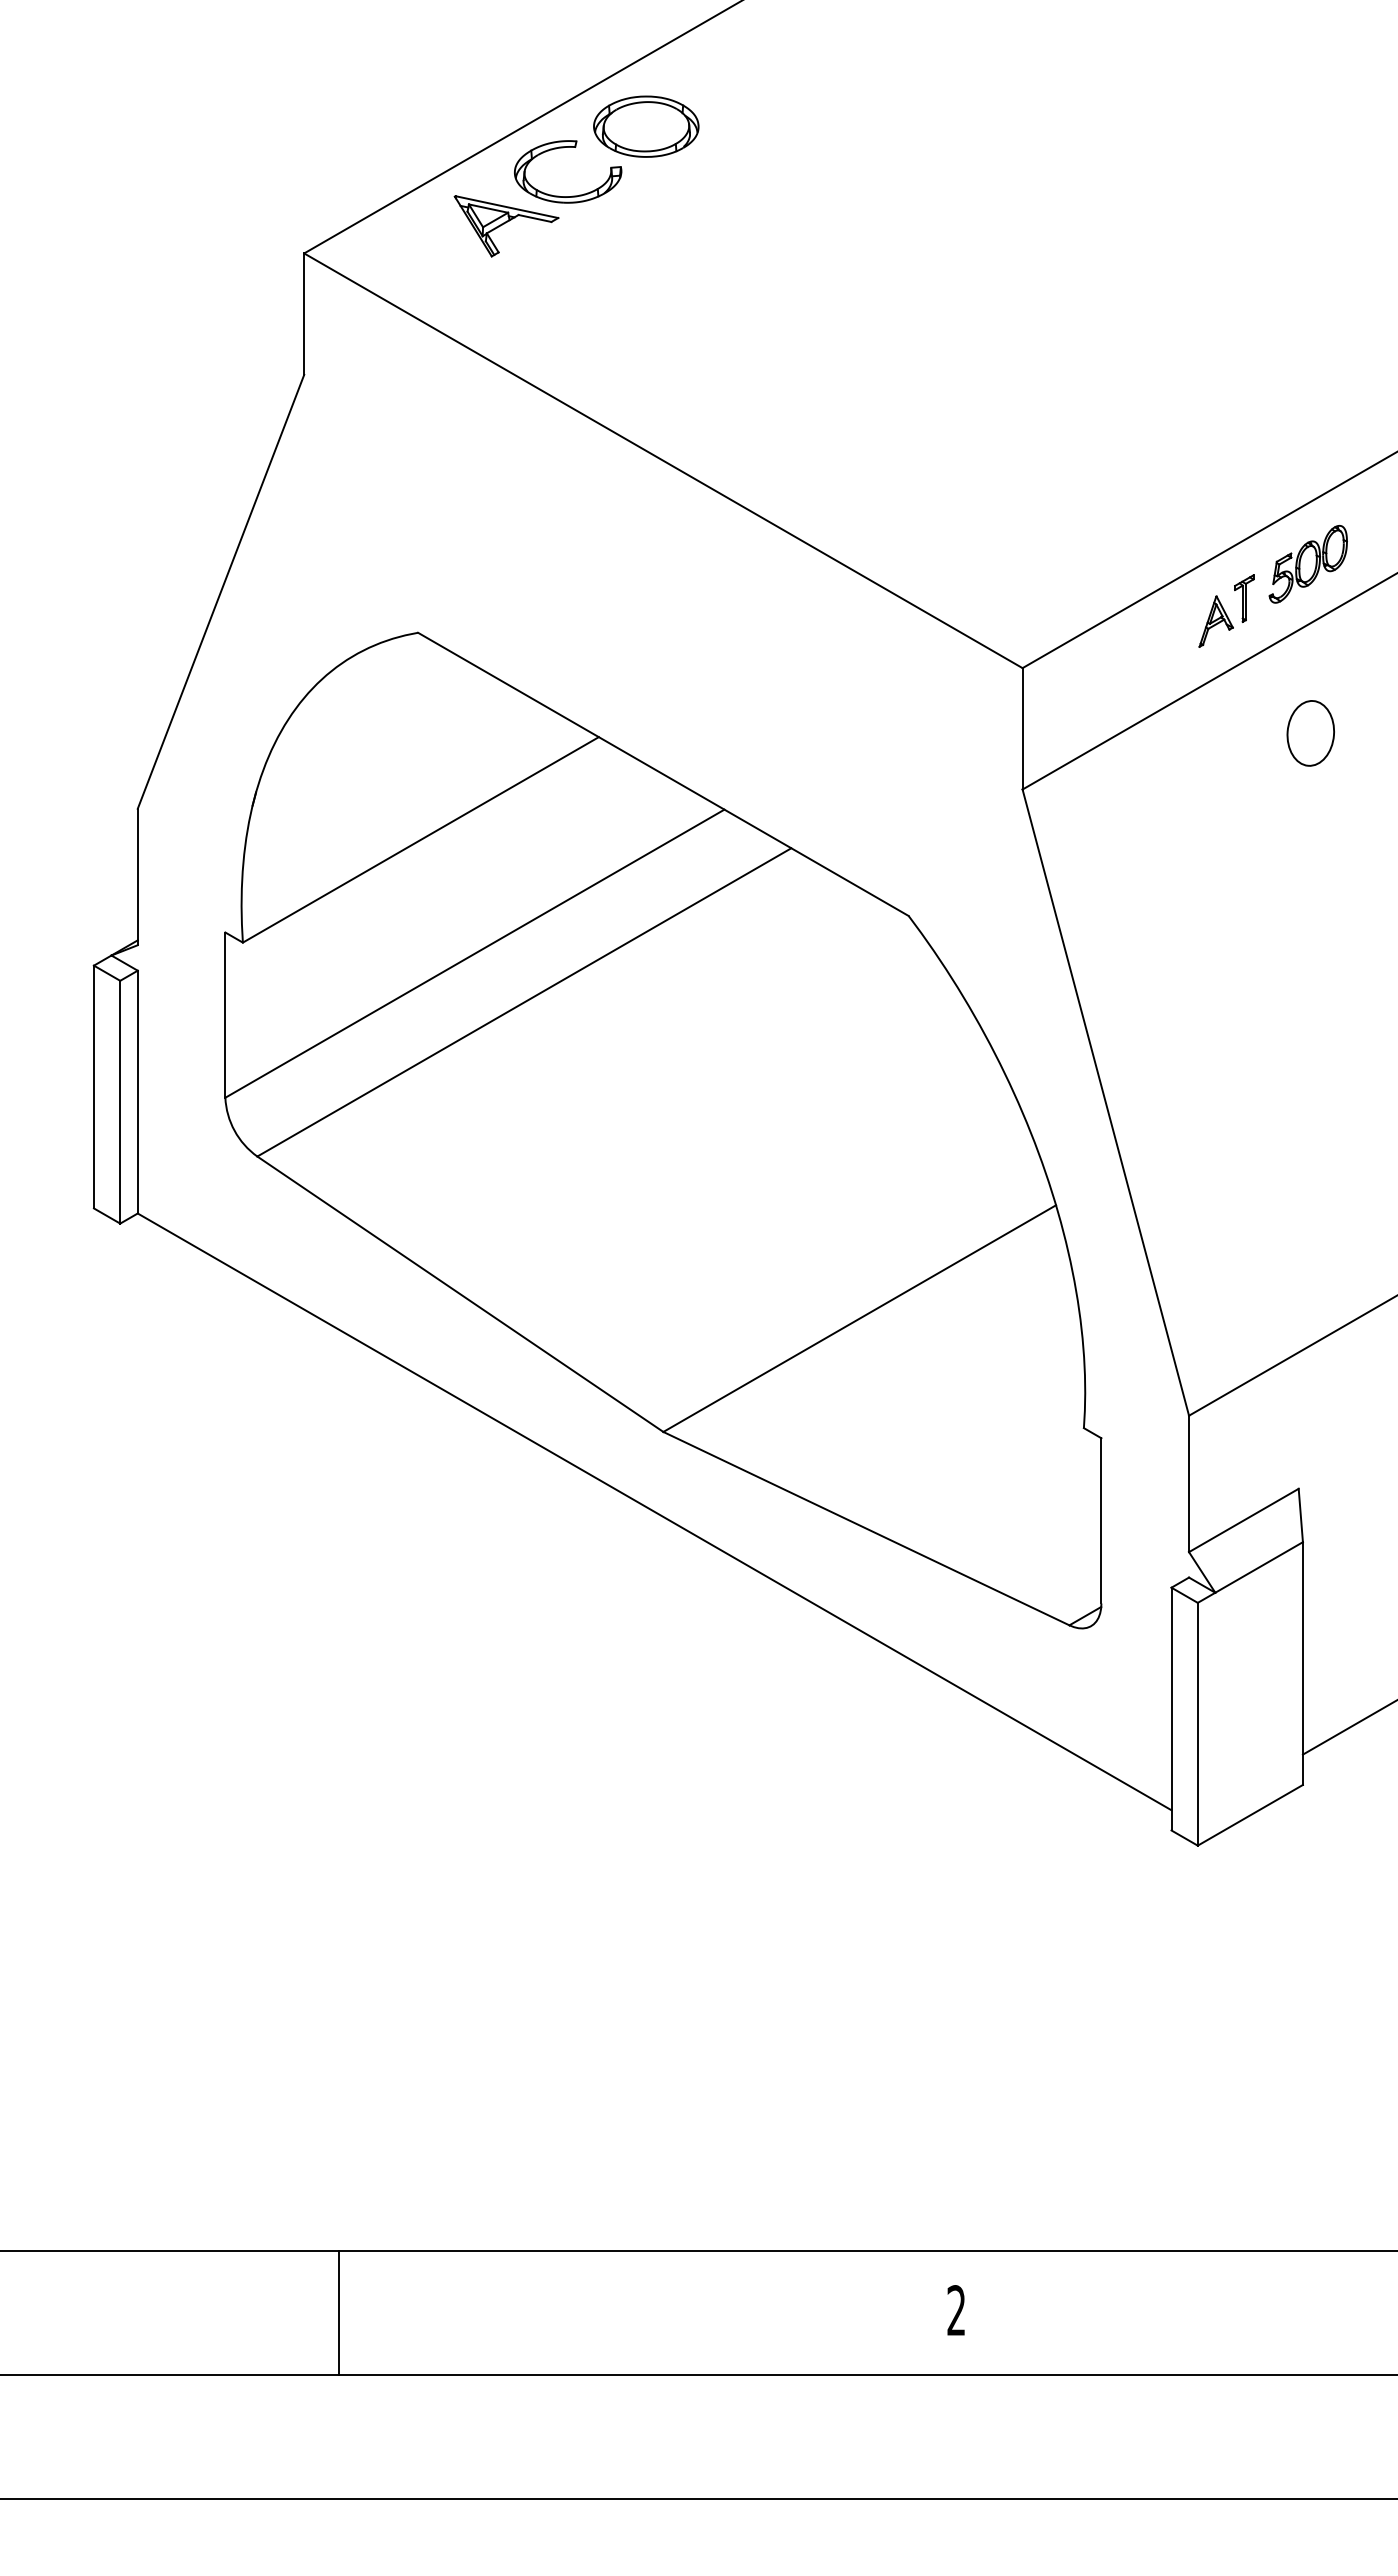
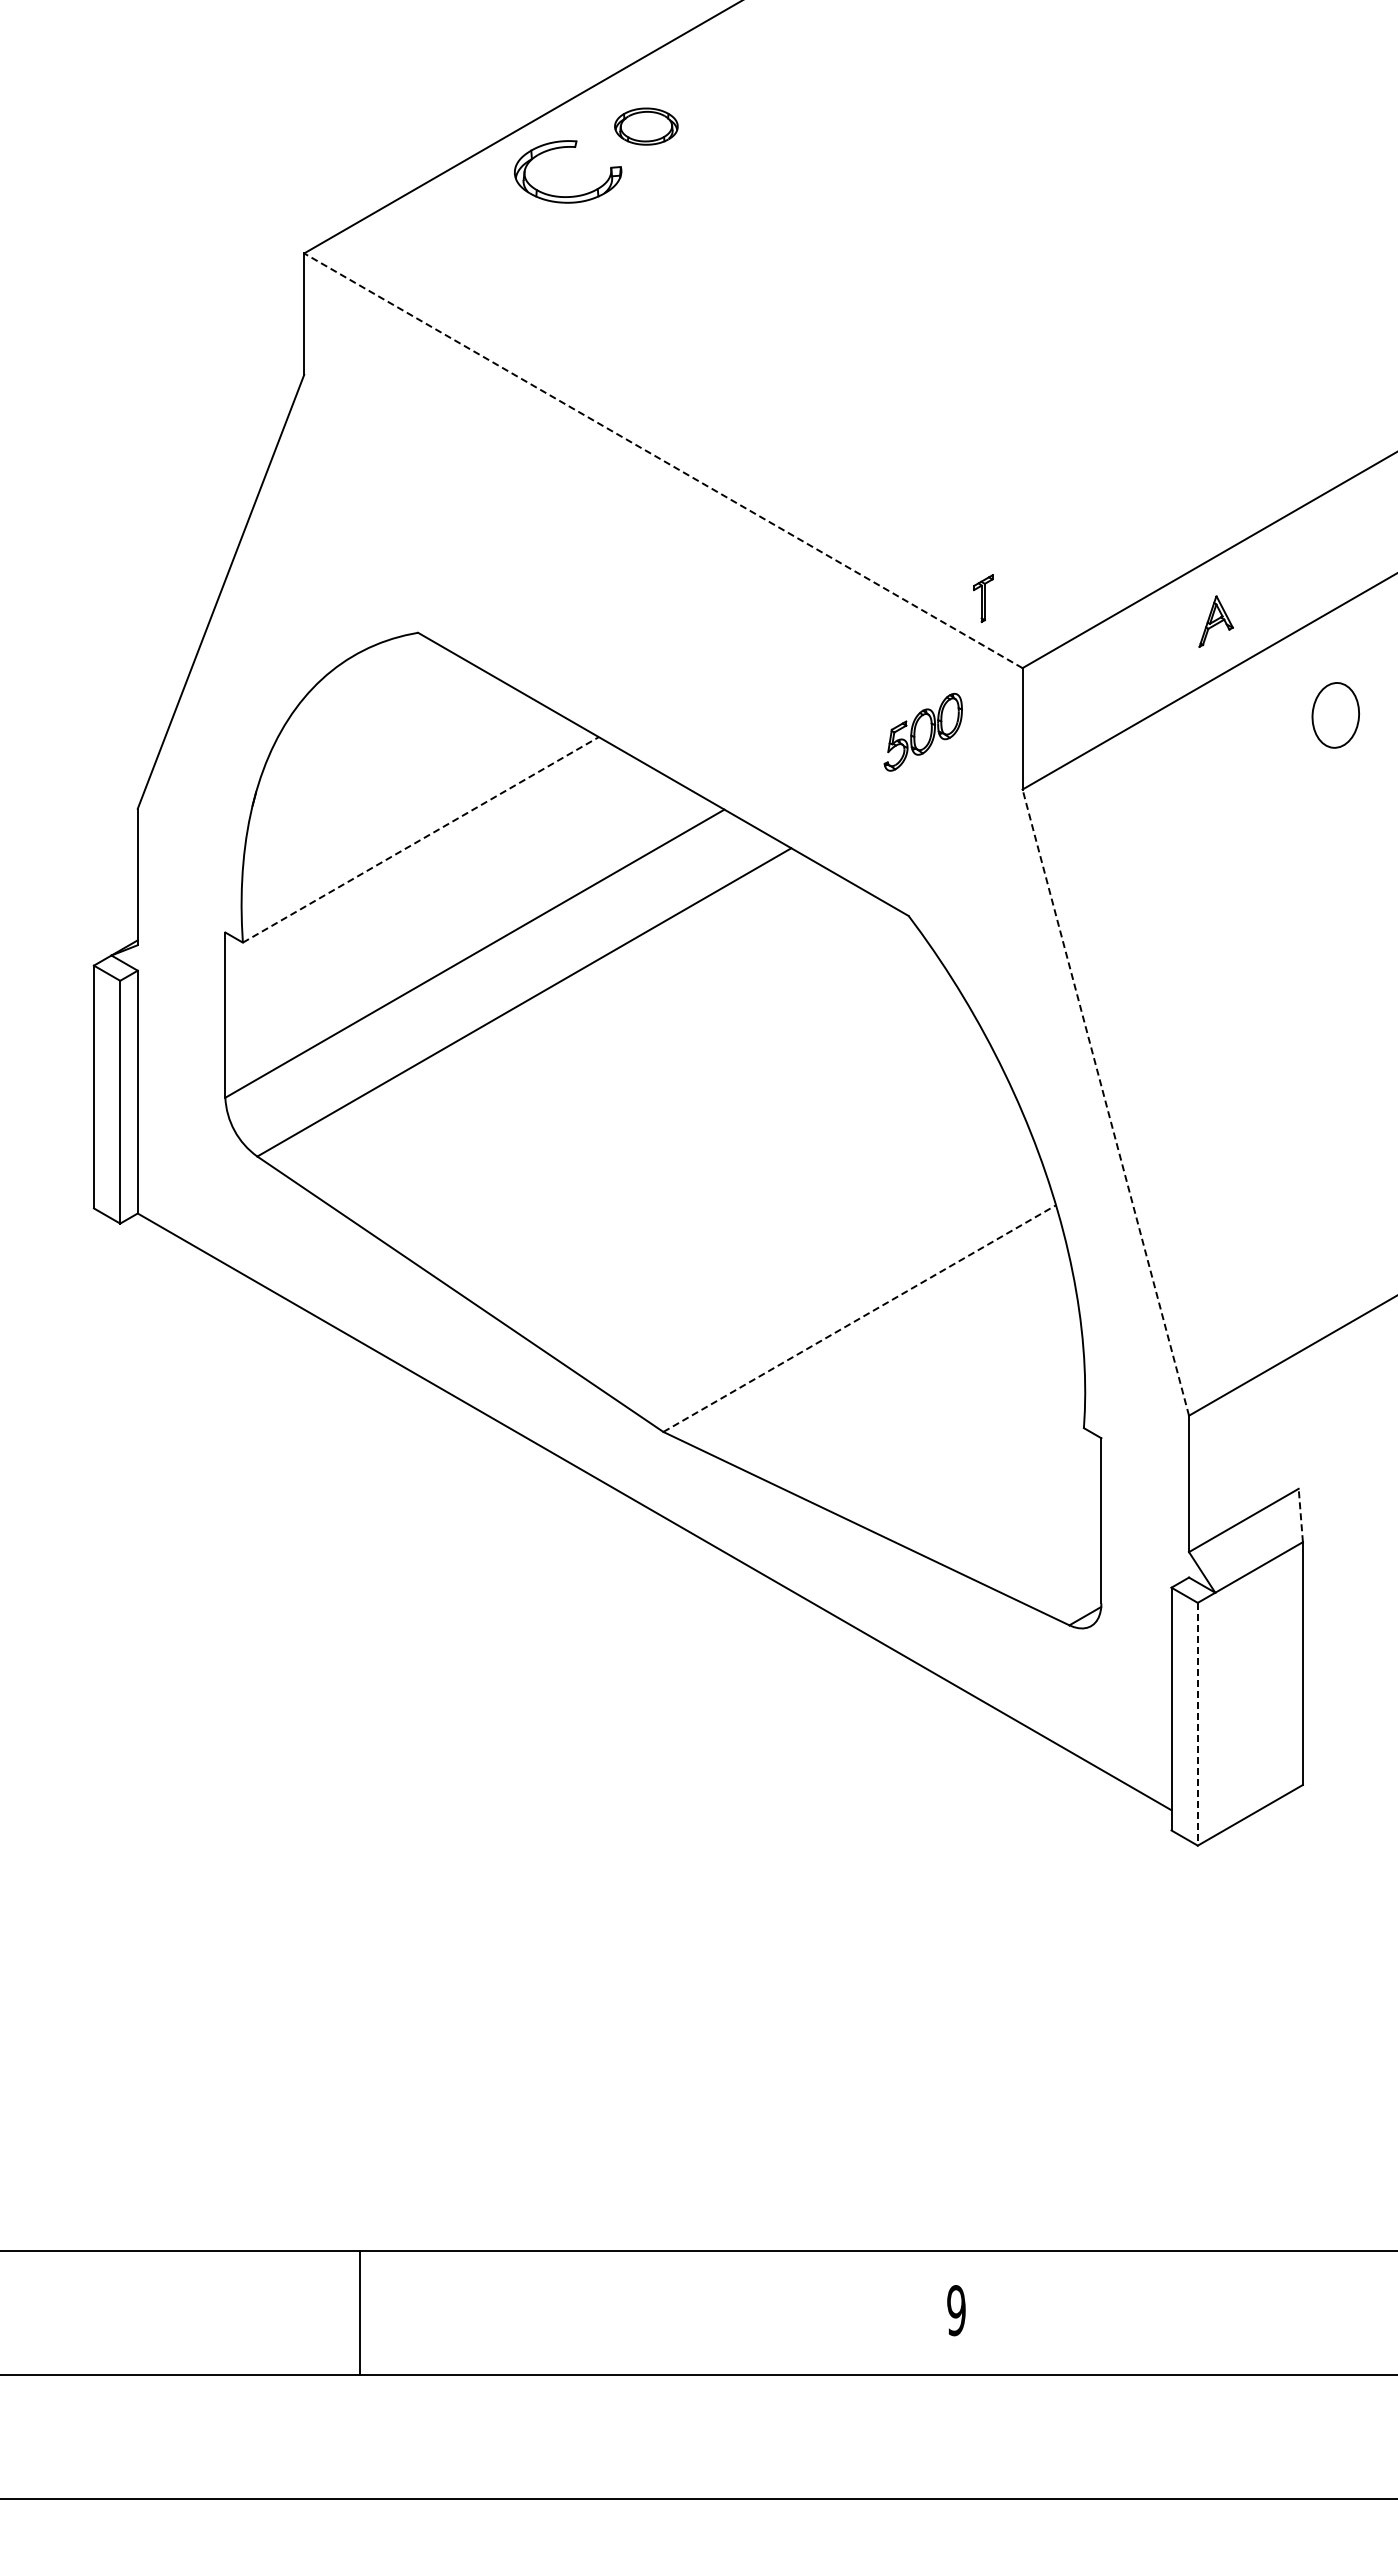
part size: 107x63 px -> 65x39 px (646, 126)
part: present -> none (506, 226)
line: solid -> dashed (663, 460)
part position: (1307, 564) -> (922, 732) (922, 732)
part position: (1244, 598) -> (983, 598) (983, 598)
part position: (1310, 733) -> (1335, 715) (1335, 715)
line: solid -> dashed (420, 839)
line: solid -> dashed (1105, 1102)
line: solid -> dashed (859, 1318)
line: solid -> dashed (1300, 1515)
line: solid -> dashed (1197, 1724)
line: present -> none (1348, 1727)
text: 2 -> 9 (956, 2310)
line position: (338, 2312) -> (359, 2312) (359, 2312)
